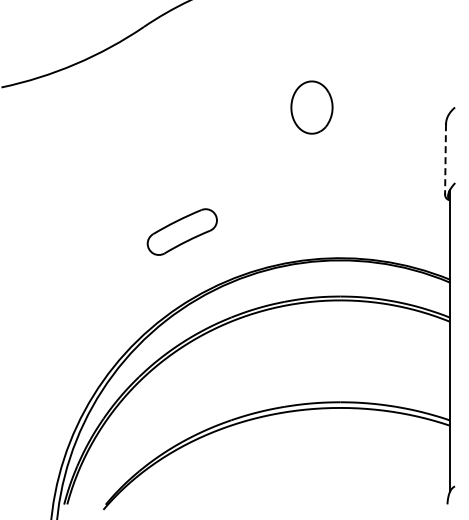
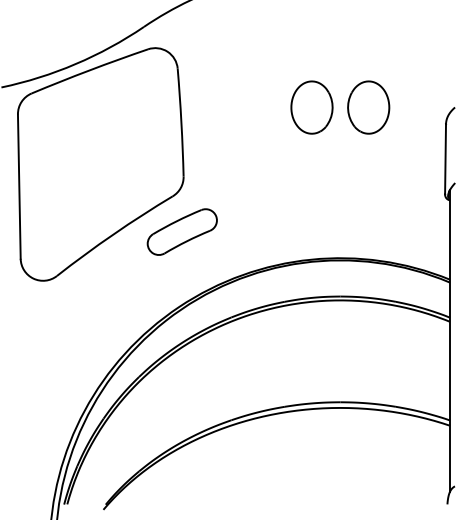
part: none -> present (368, 107)
line: dashed -> solid (445, 159)
part: none -> present (100, 164)
